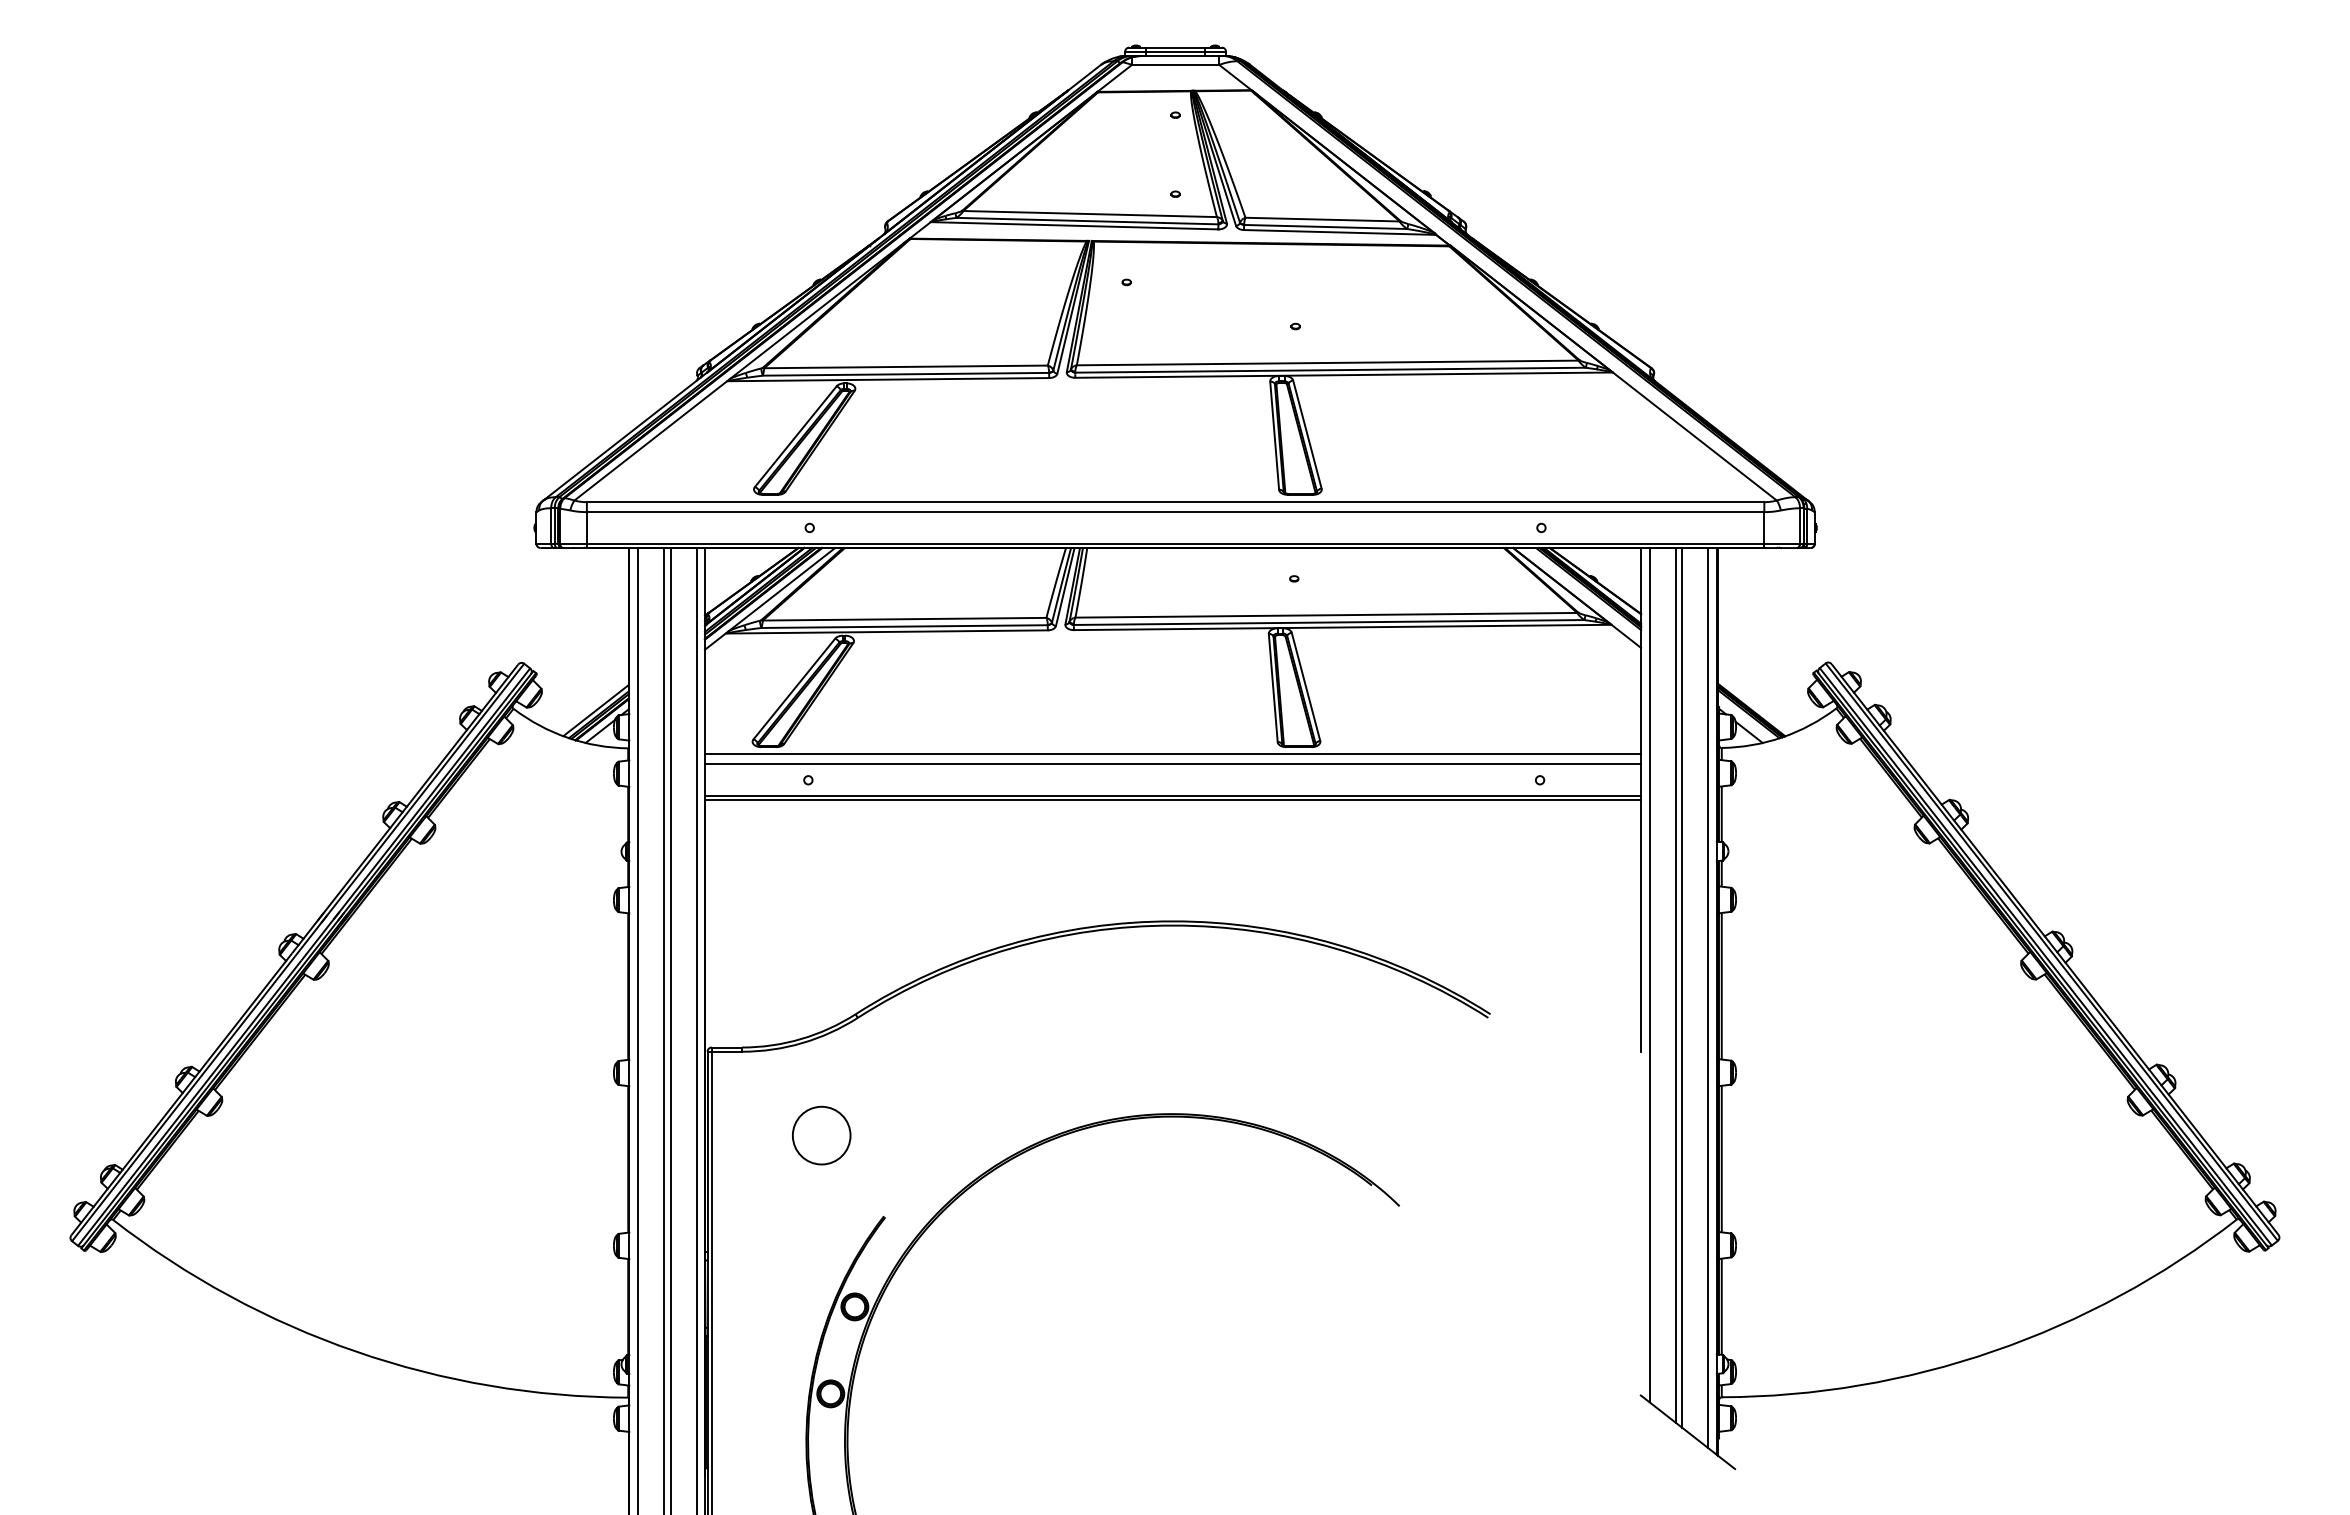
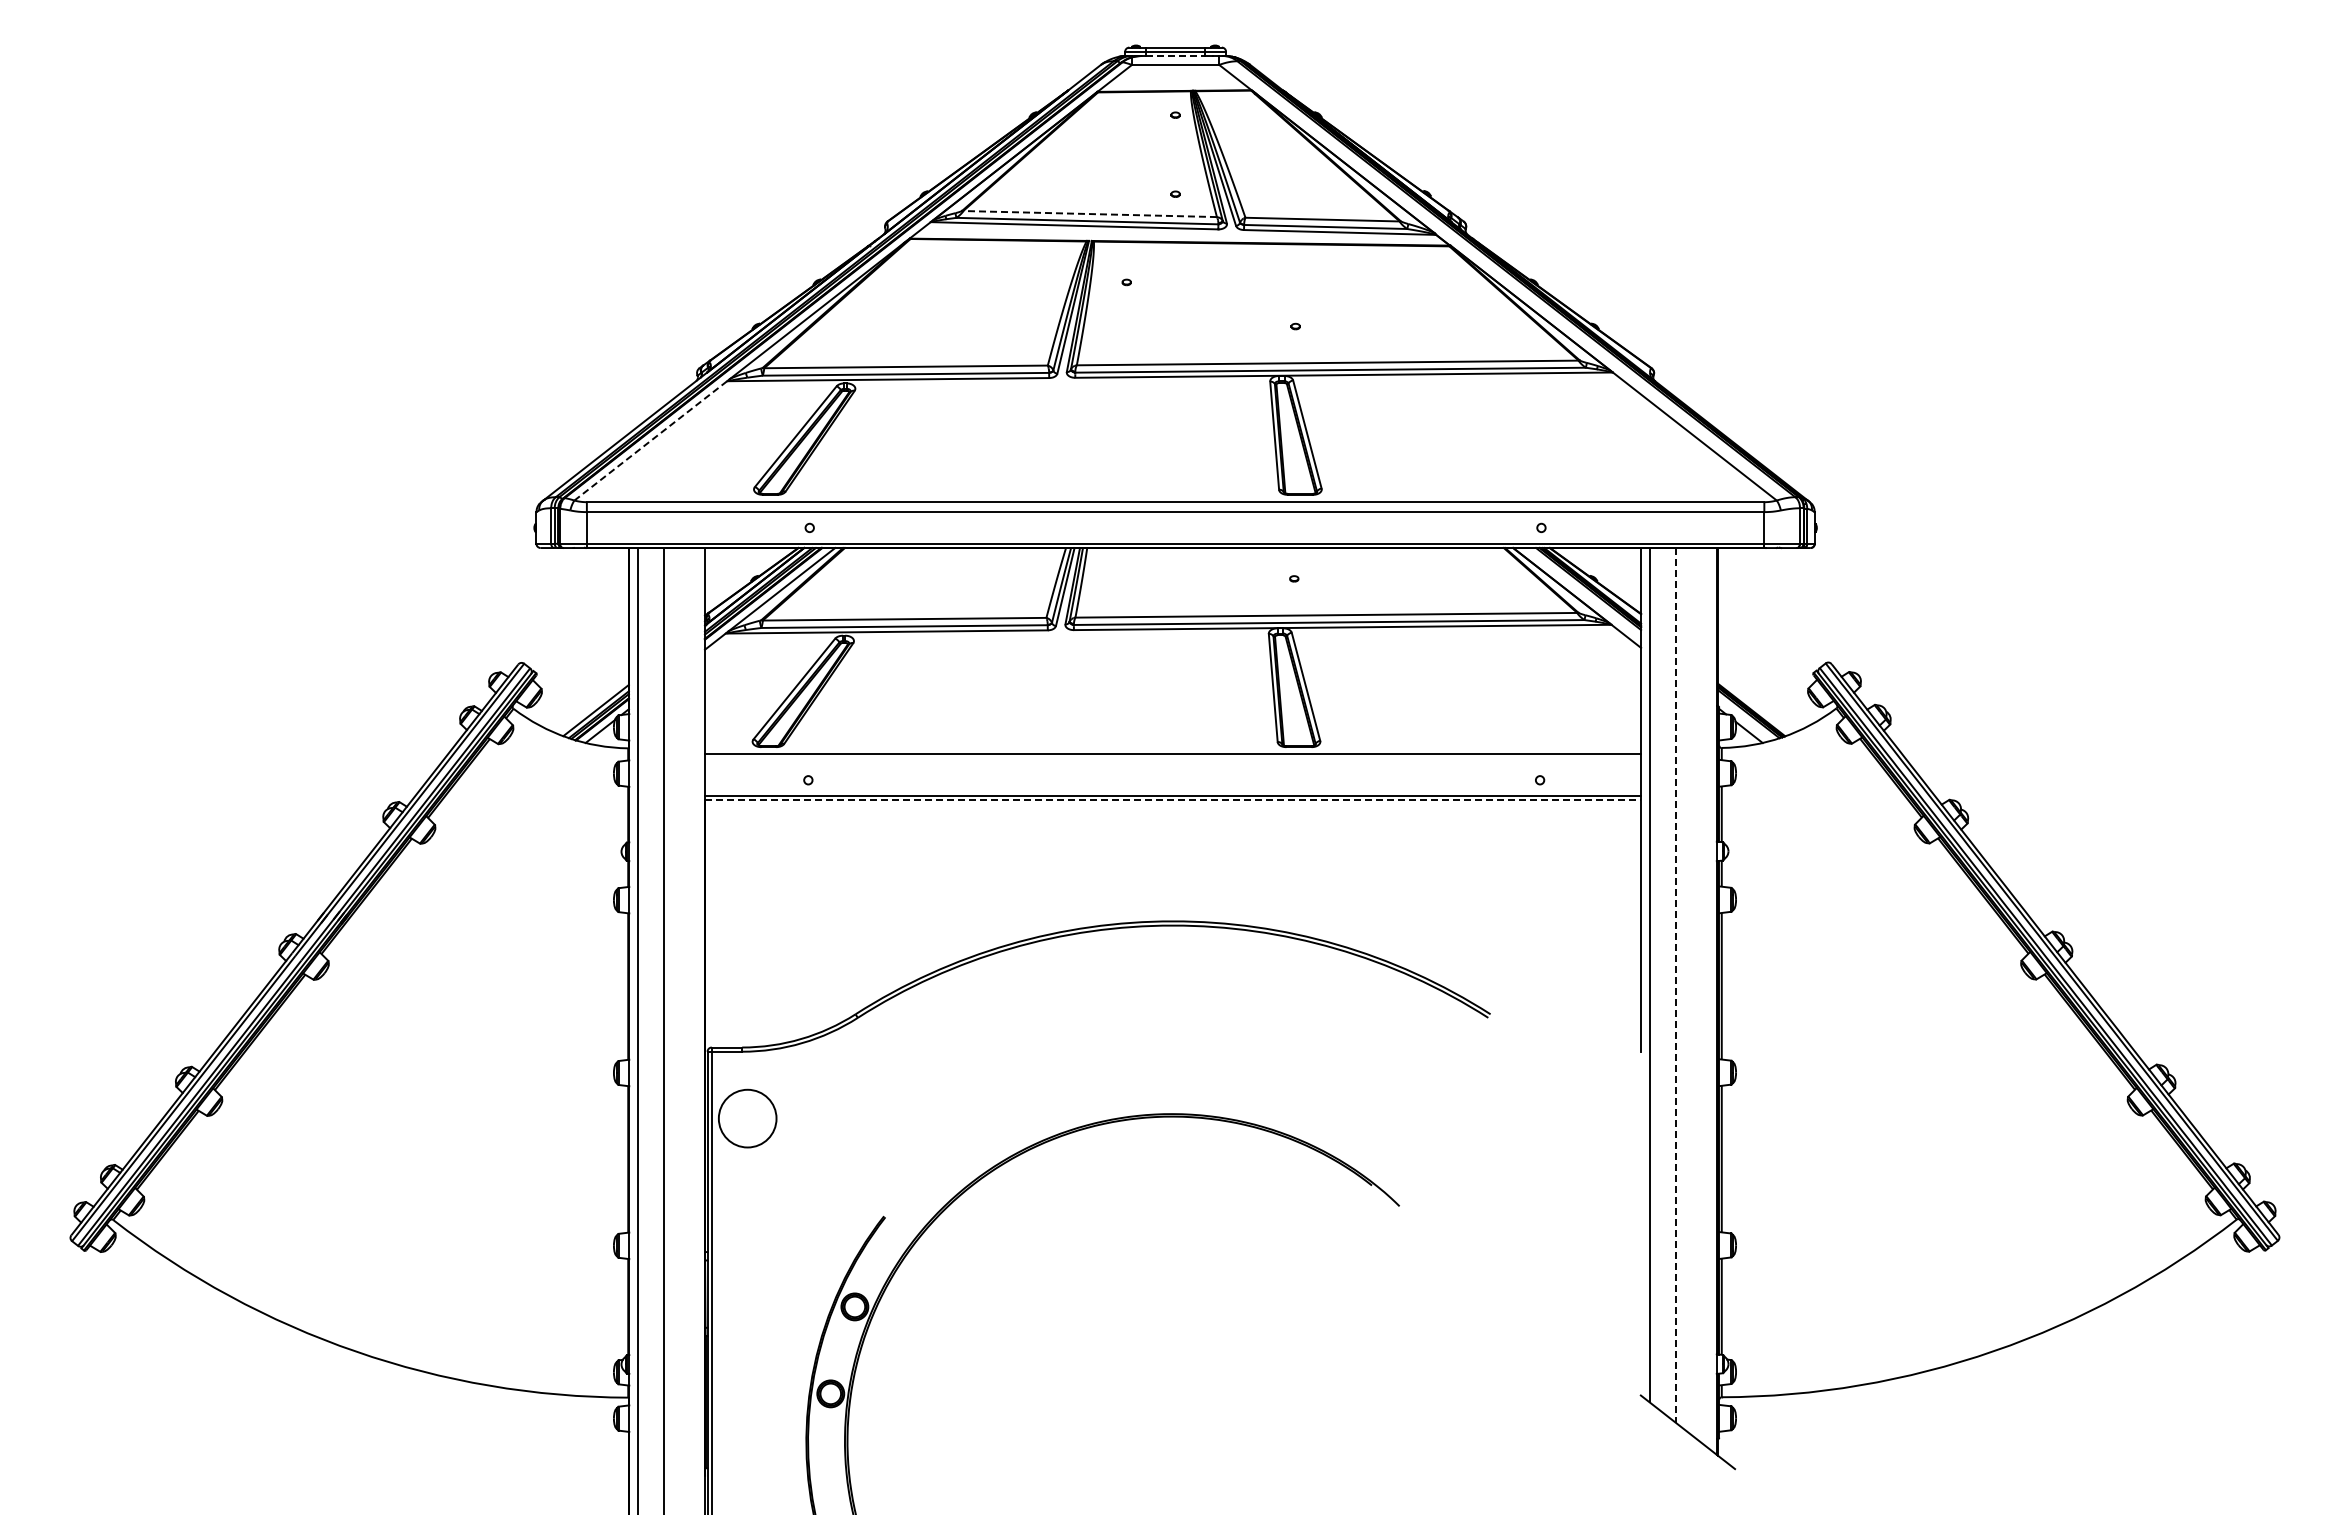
line: solid -> dashed (1176, 56)
line: solid -> dashed (1090, 214)
line: solid -> dashed (650, 440)
line: present -> none (1173, 764)
line: solid -> dashed (1173, 800)
line: solid -> dashed (1675, 985)
line: present -> none (1682, 987)
line: present -> none (1708, 998)
line: present -> none (670, 1029)
line: present -> none (696, 1029)
circle position: (821, 1135) -> (747, 1118) (747, 1118)
